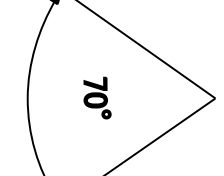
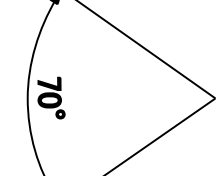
part position: (97, 97) -> (51, 97) (51, 97)
